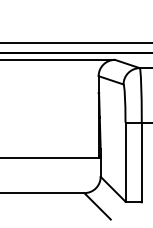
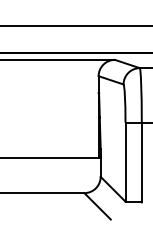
line position: (75, 43) -> (75, 26) (75, 26)
